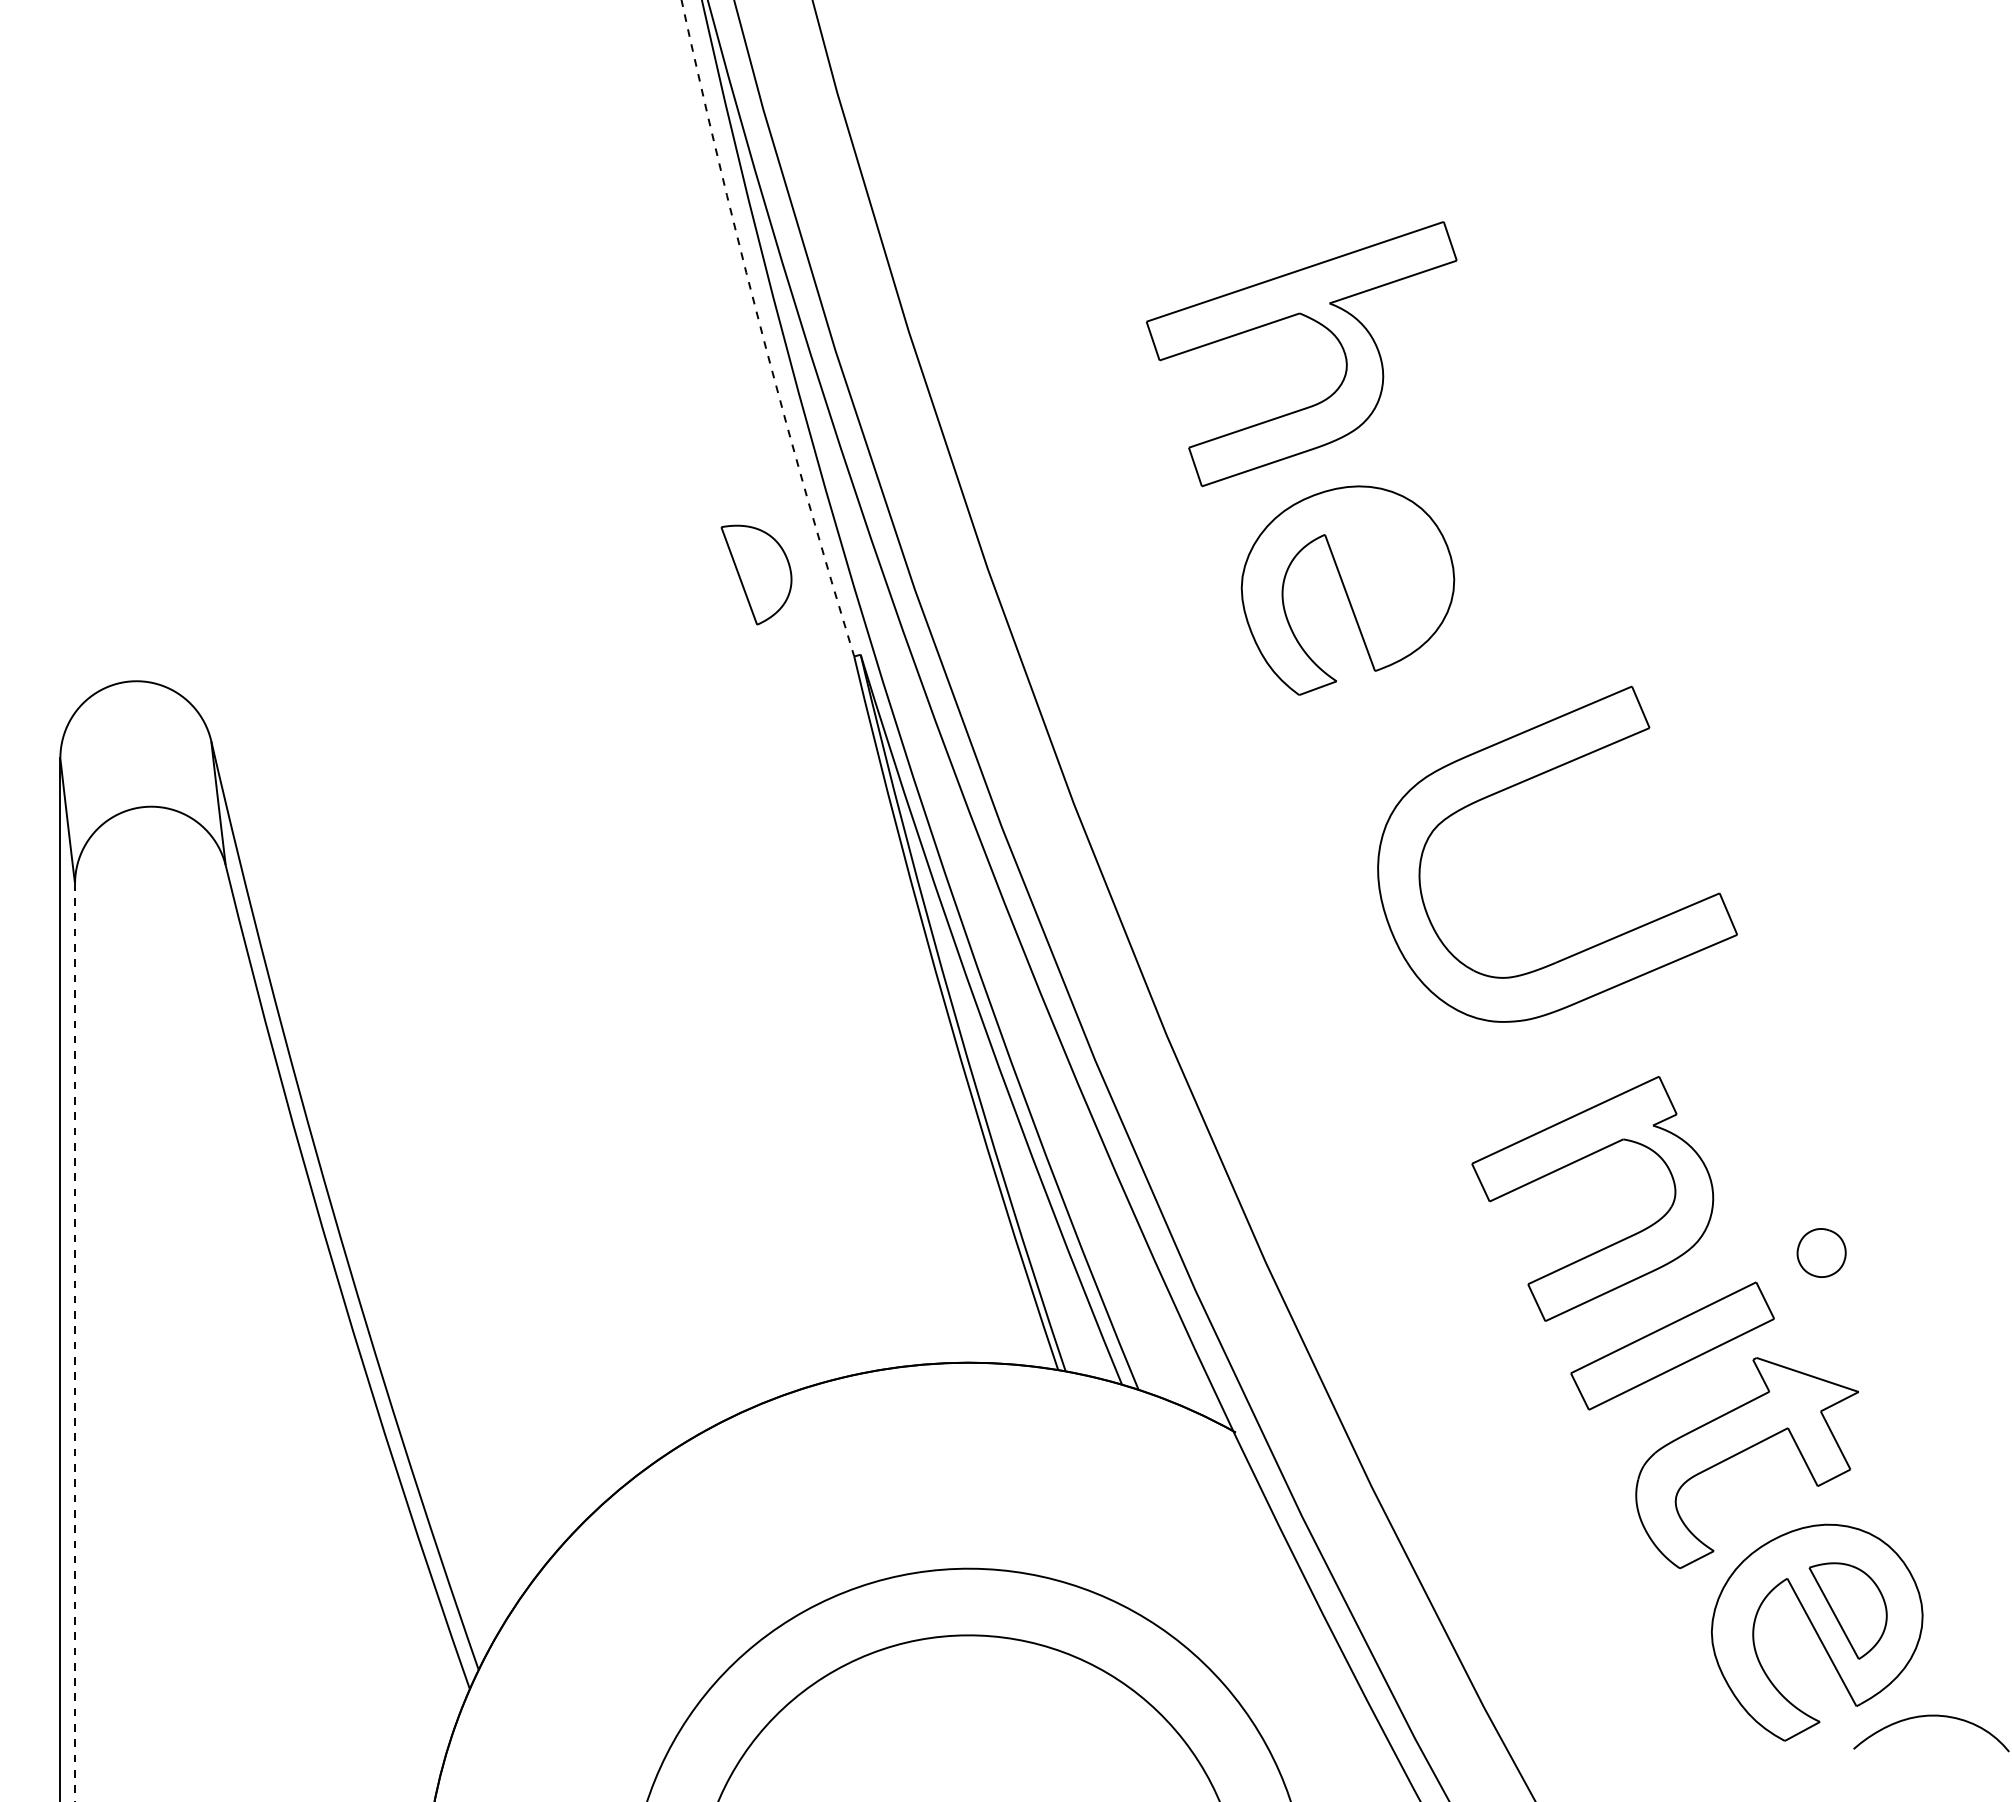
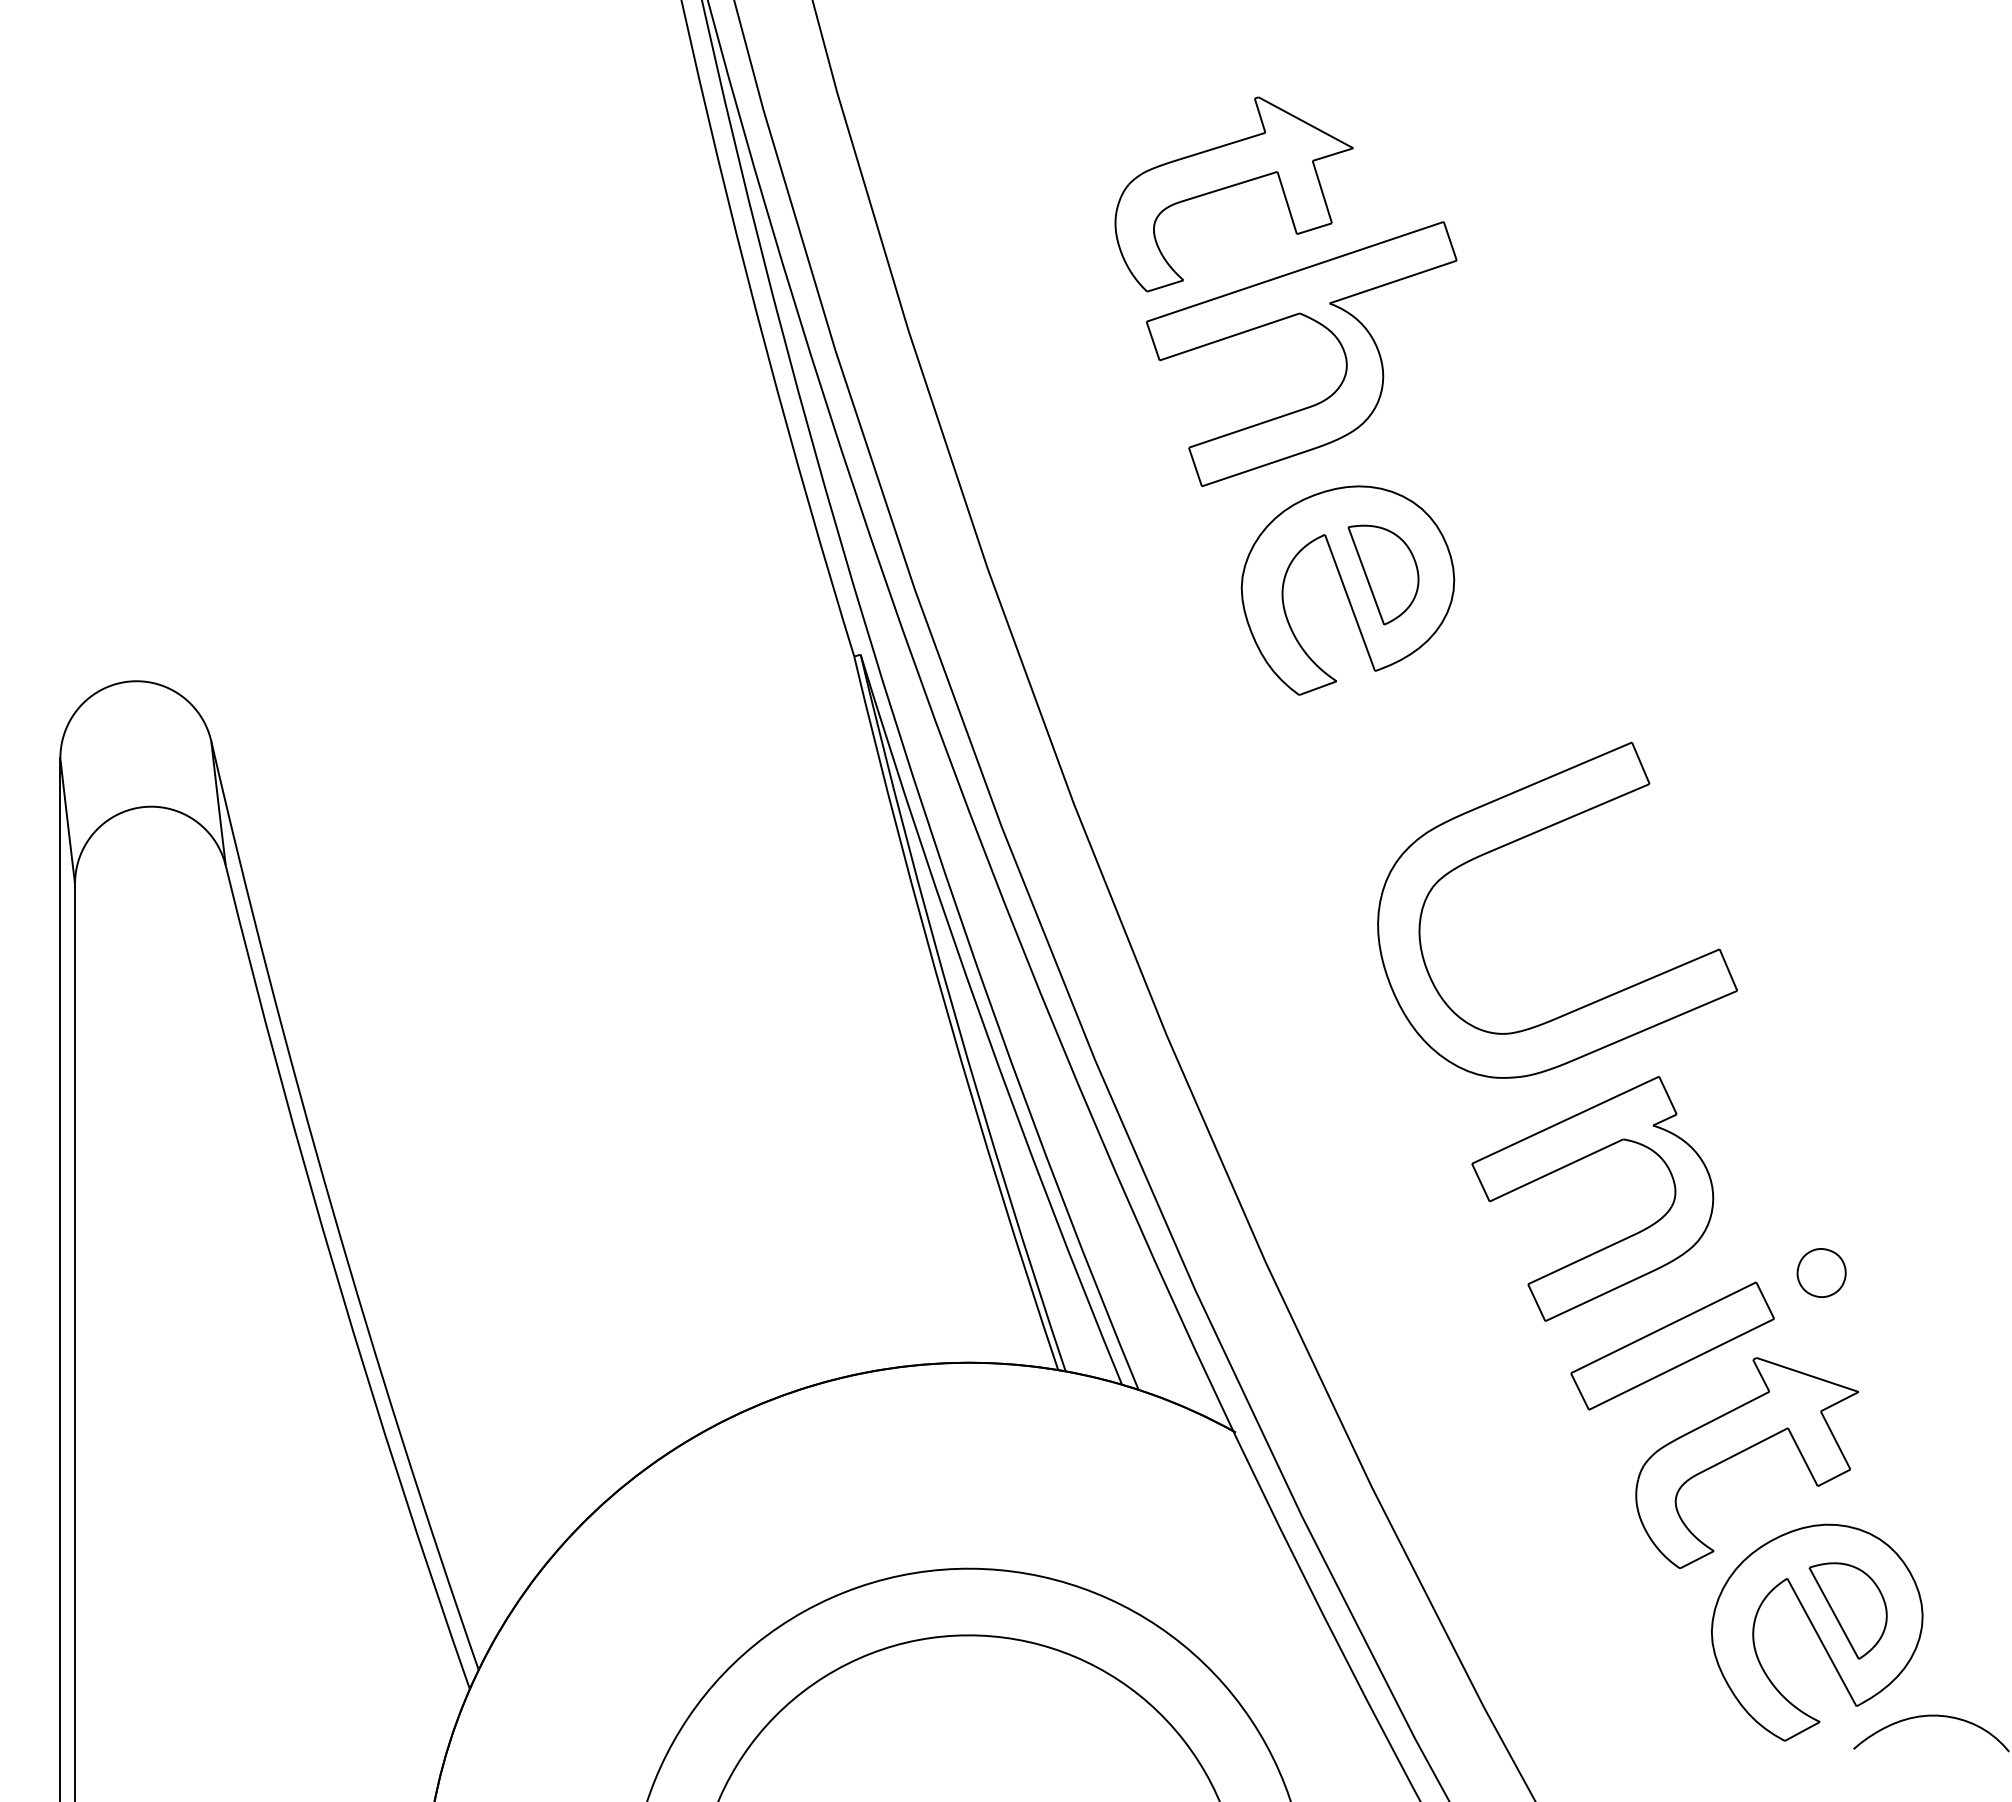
part: none -> present (1230, 187)
arc: dashed -> solid (761, 330)
part position: (756, 574) -> (1383, 574) (1383, 574)
part position: (1524, 782) -> (1524, 838) (1524, 838)
part position: (1821, 1252) -> (1821, 1272) (1821, 1272)
line: dashed -> solid (75, 1342)
